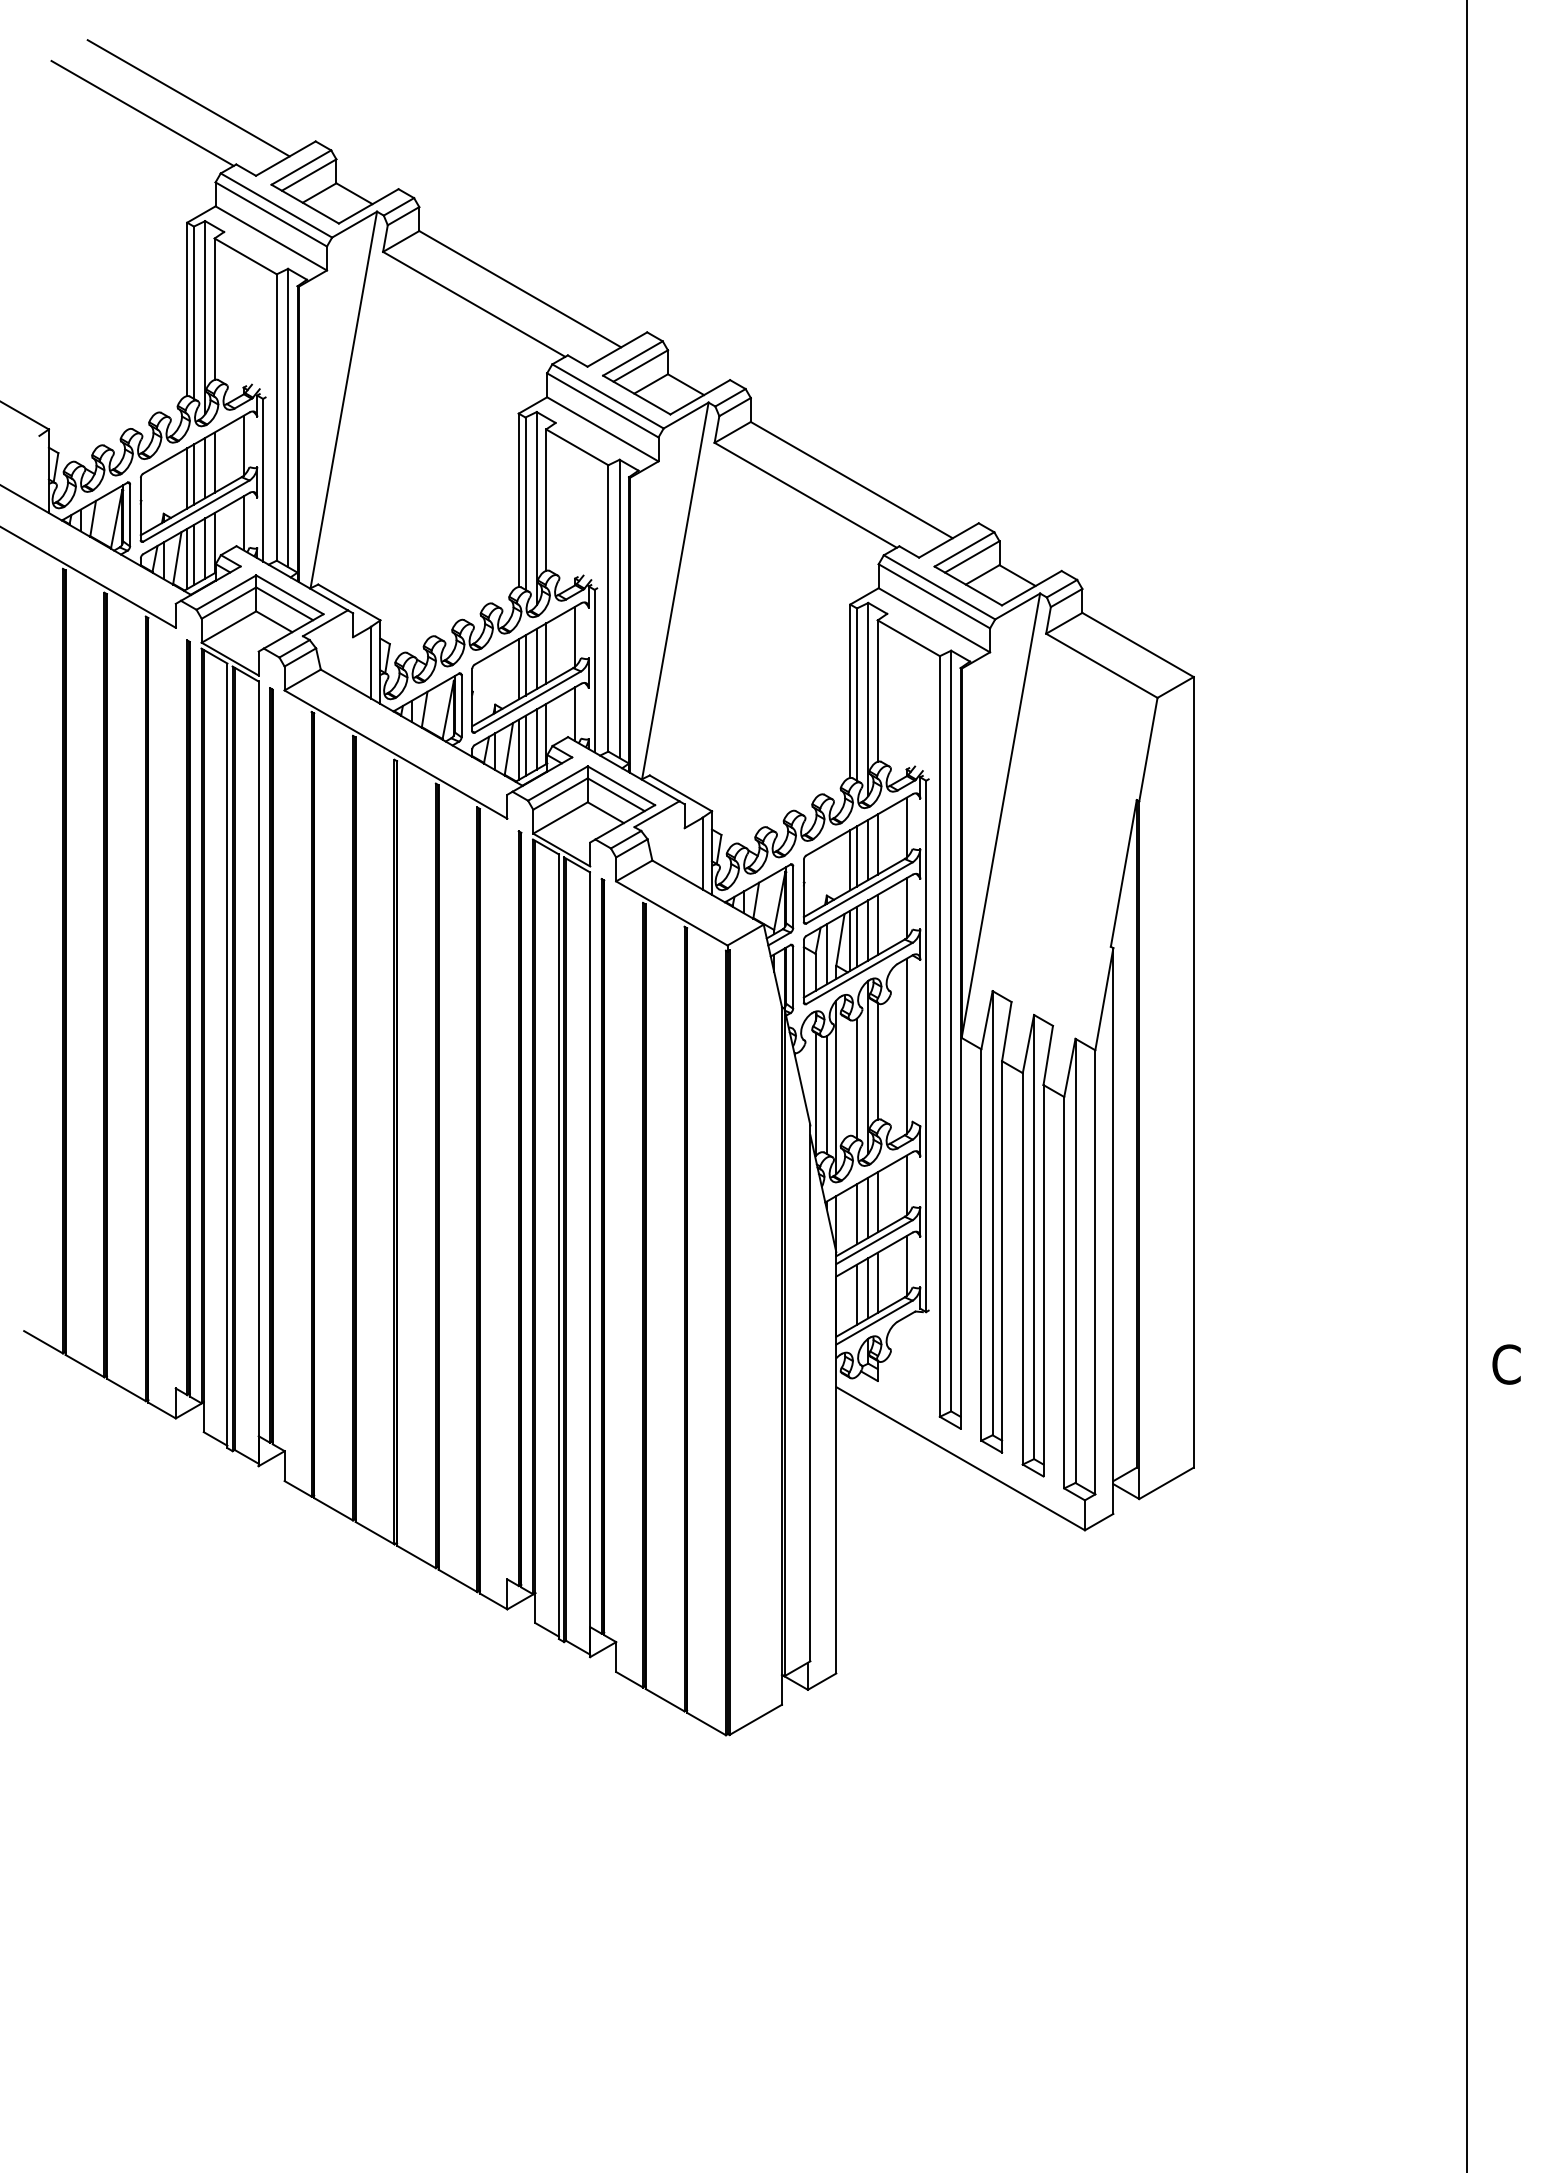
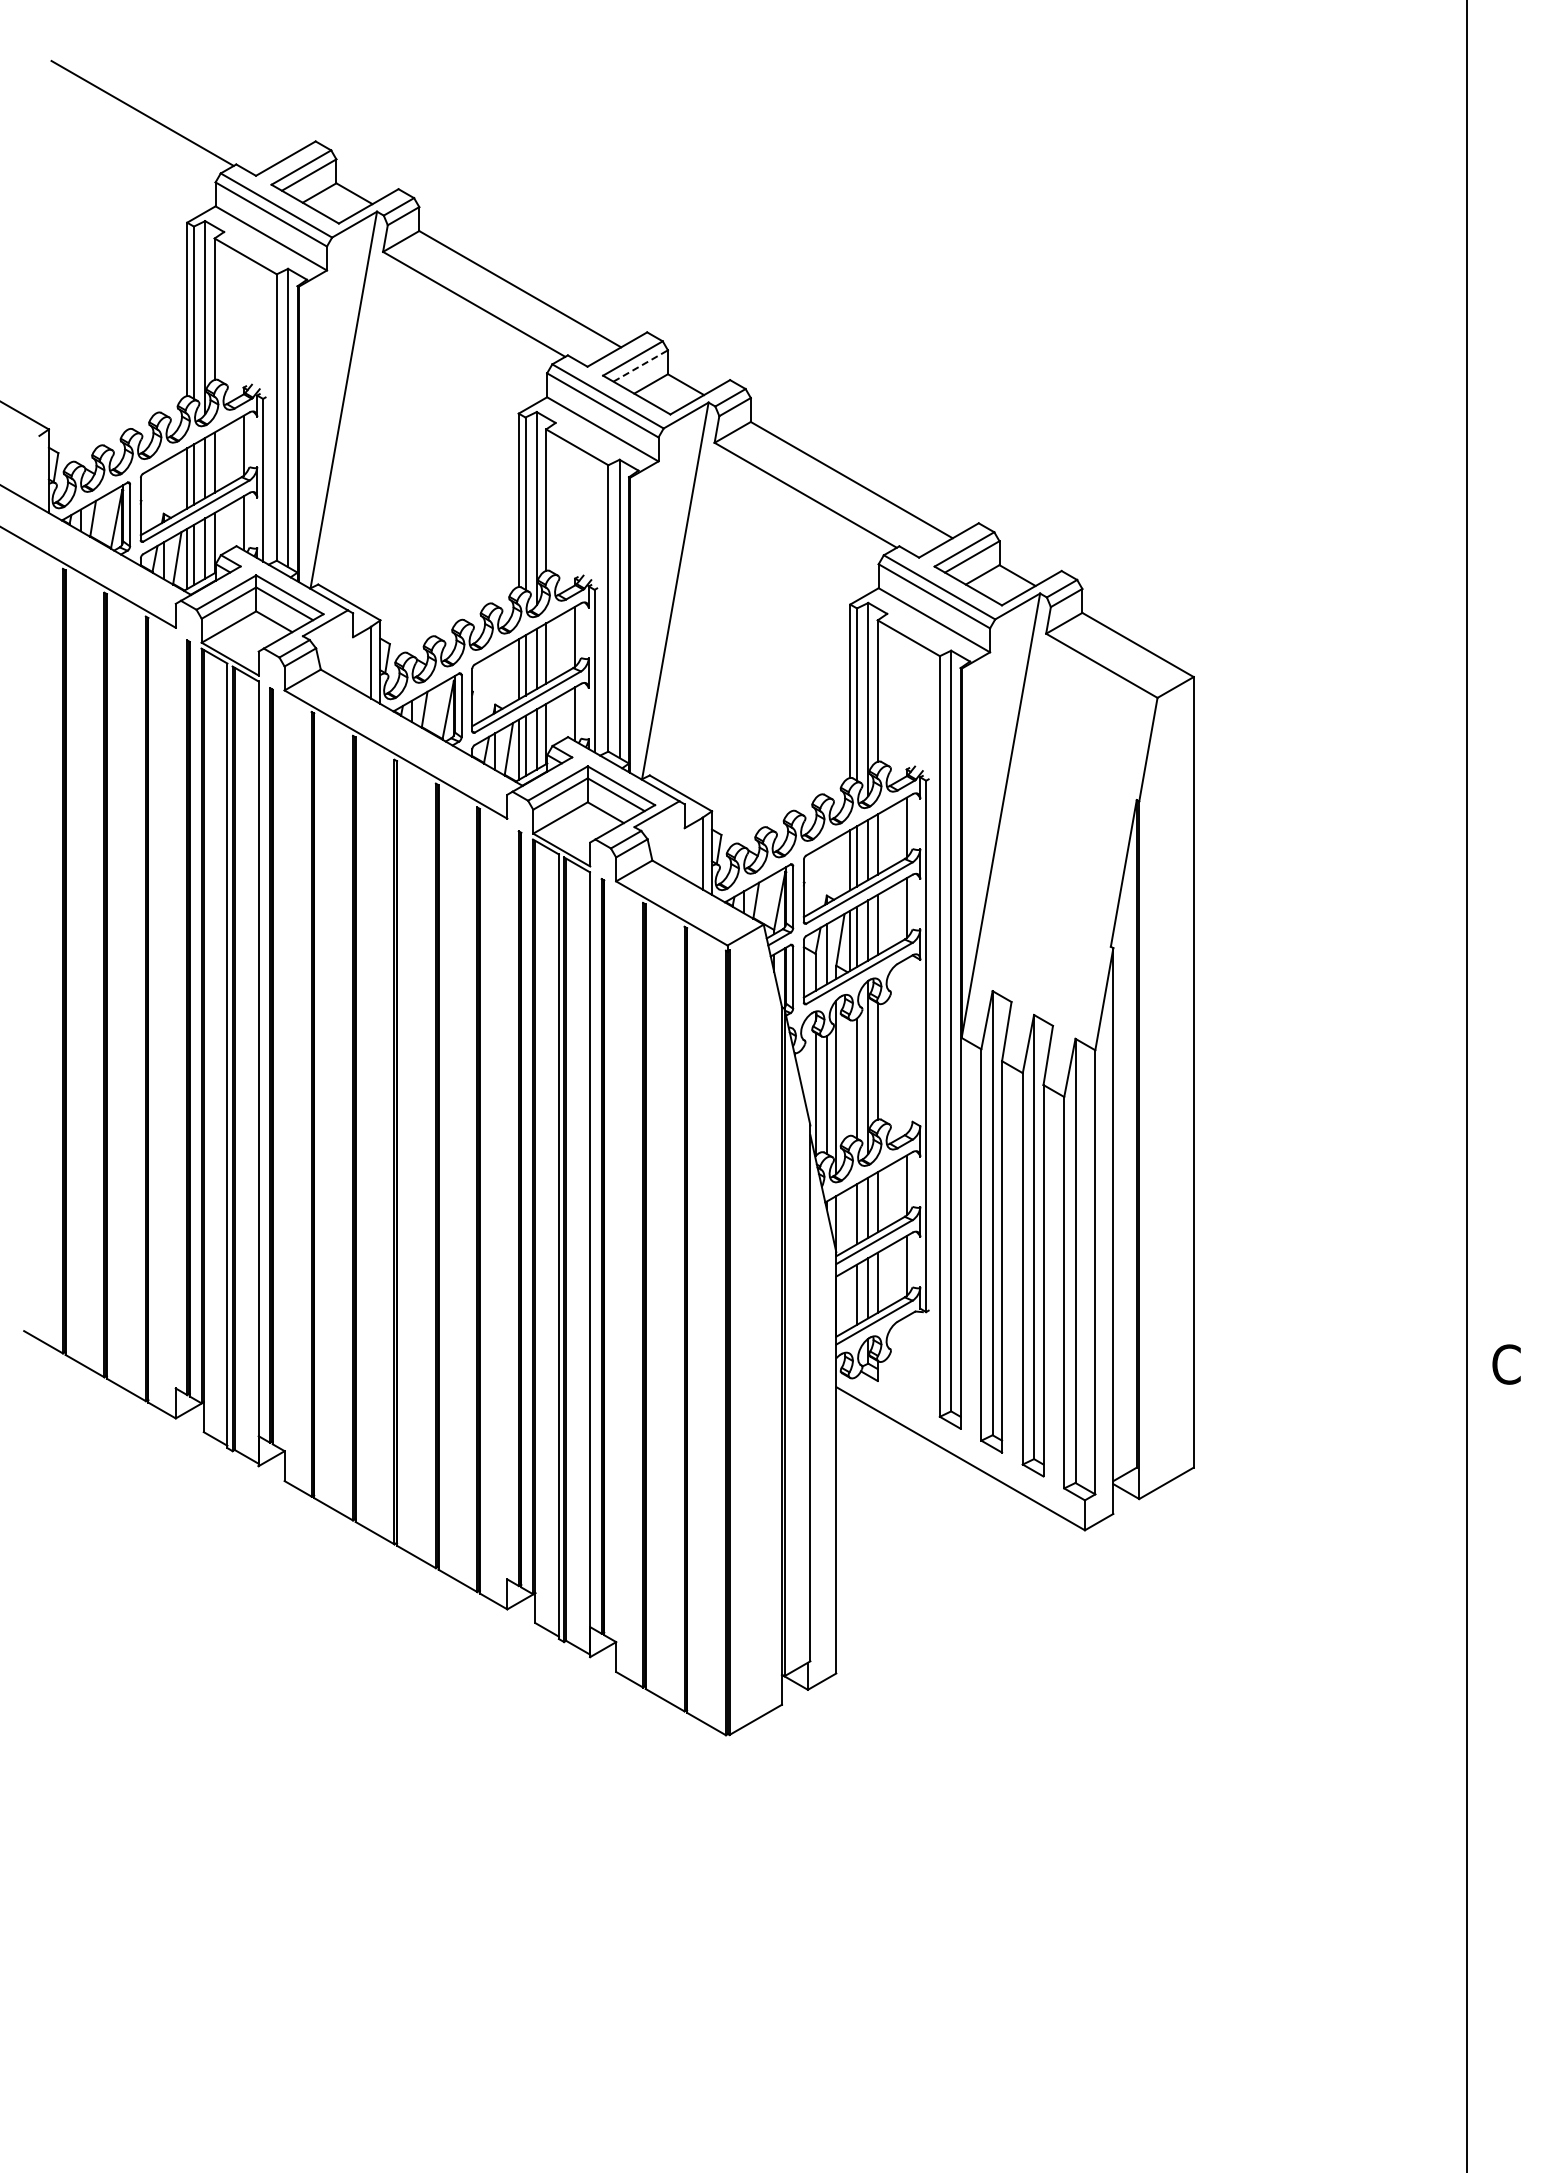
line: present -> none (188, 98)
line: solid -> dashed (641, 365)
line: present -> none (906, 1045)
